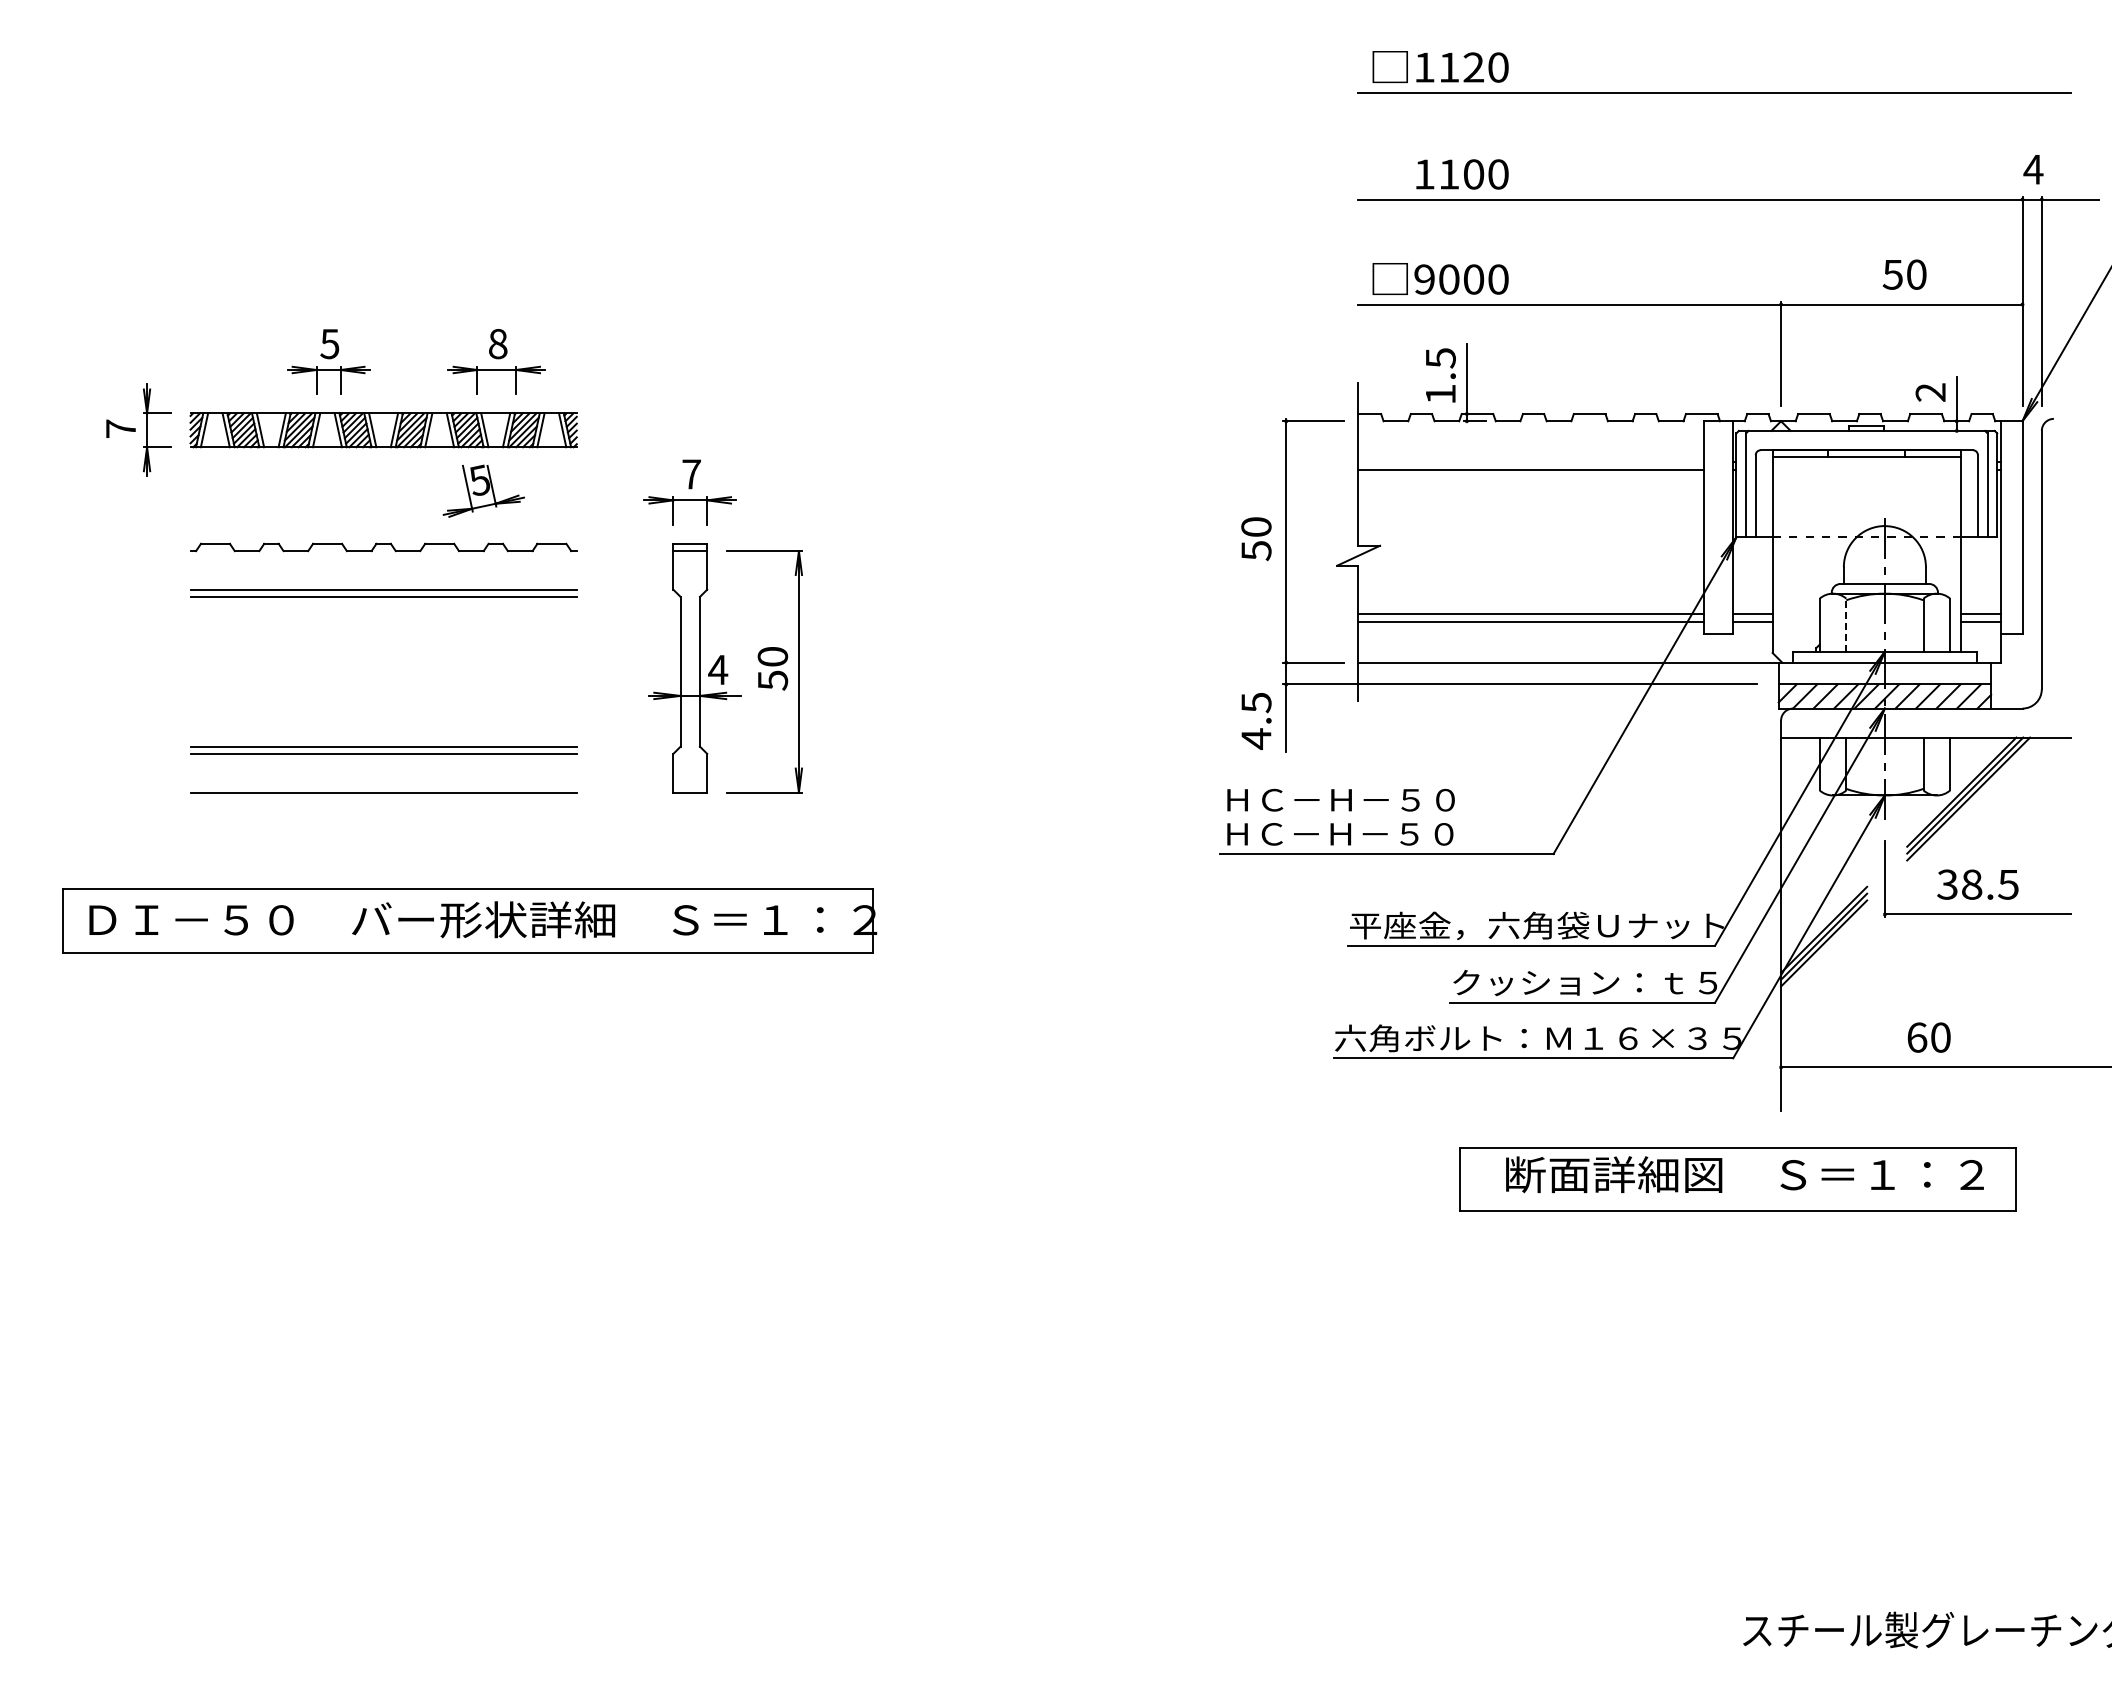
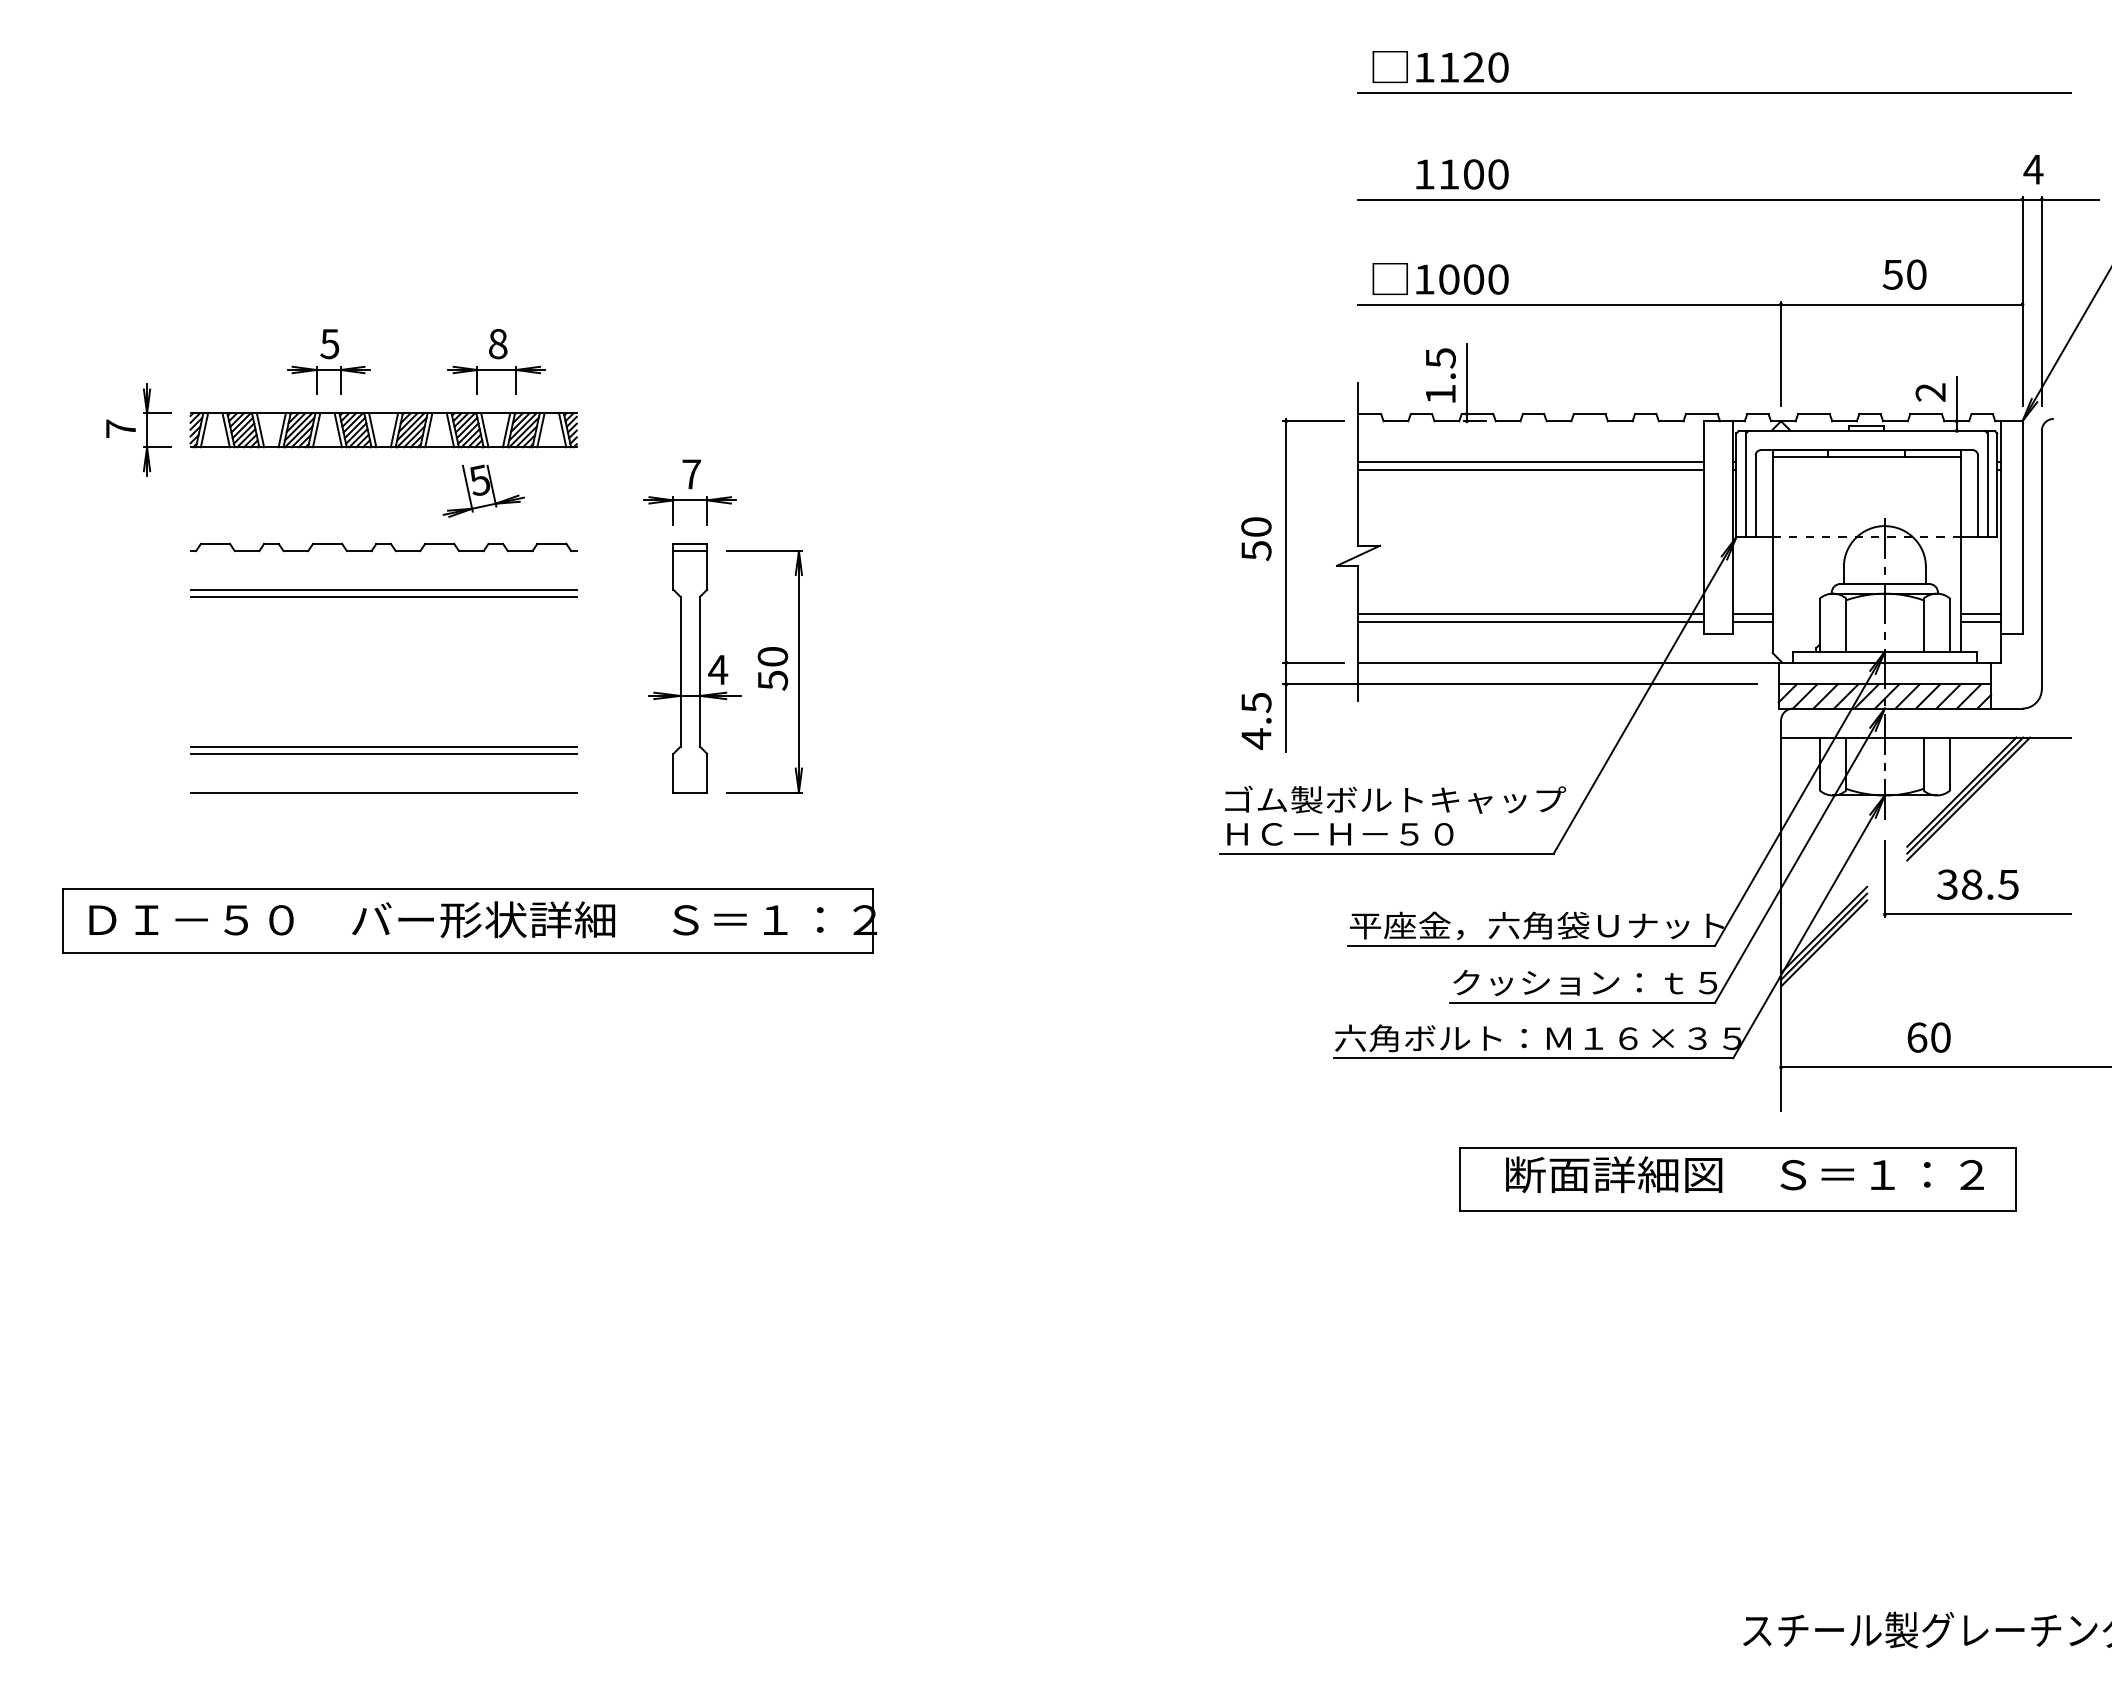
text: 9000 -> 1000 (1424, 279)
line: none -> present (1530, 462)
line: dashed -> solid (1846, 624)
text: ＨＣ－Ｈ－５０ -> ゴム製ボルトキャップ (1395, 799)
